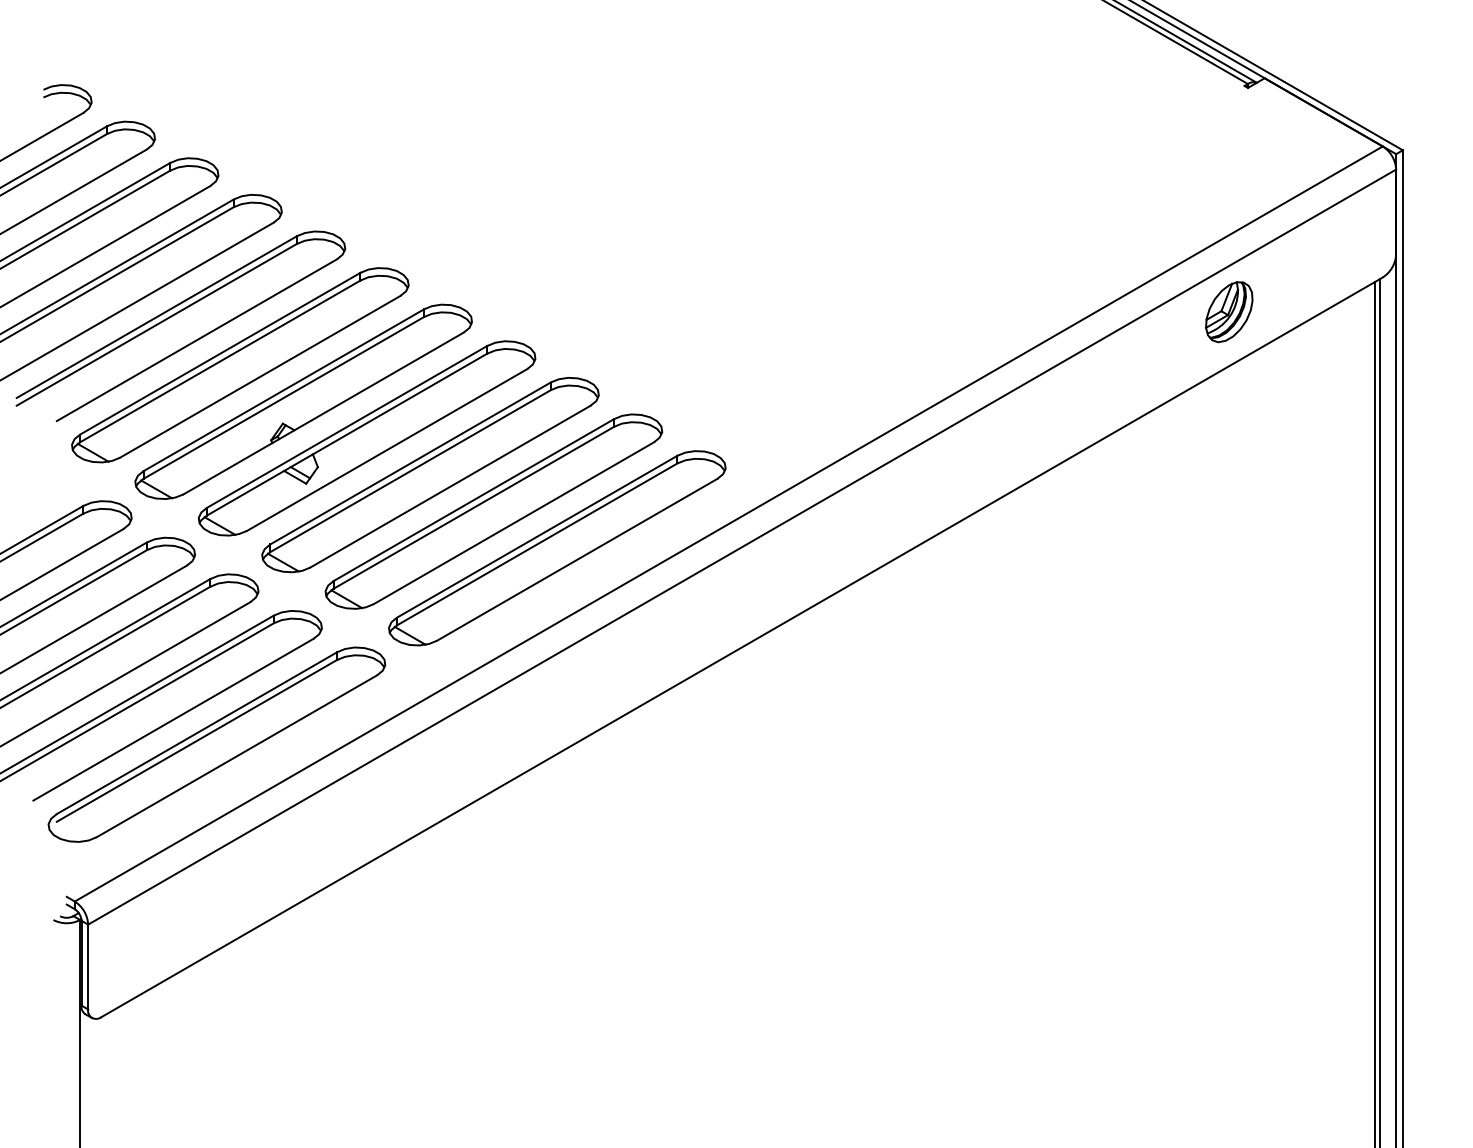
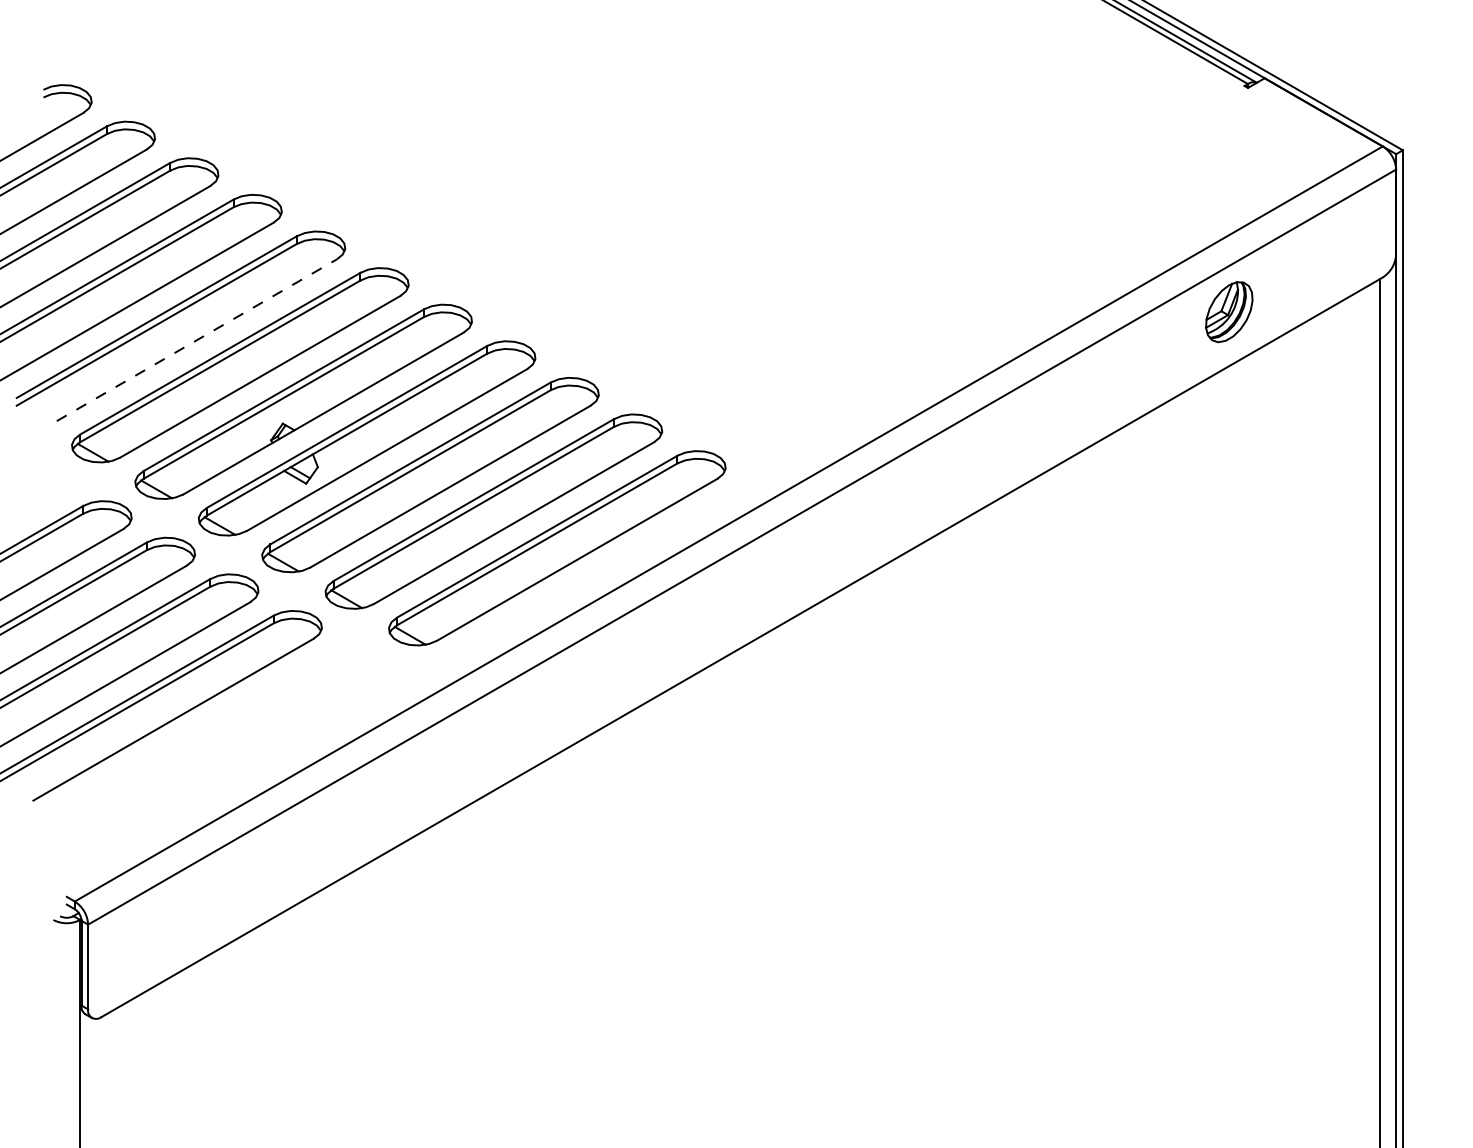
line: solid -> dashed (196, 340)
line: present -> none (1374, 713)
part: present -> none (216, 744)
